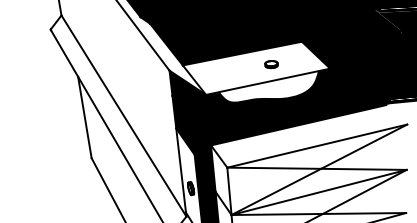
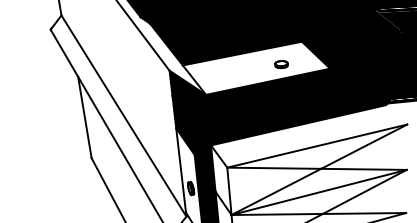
part position: (271, 64) -> (281, 64) (281, 64)
fill: none -> present (268, 86)
